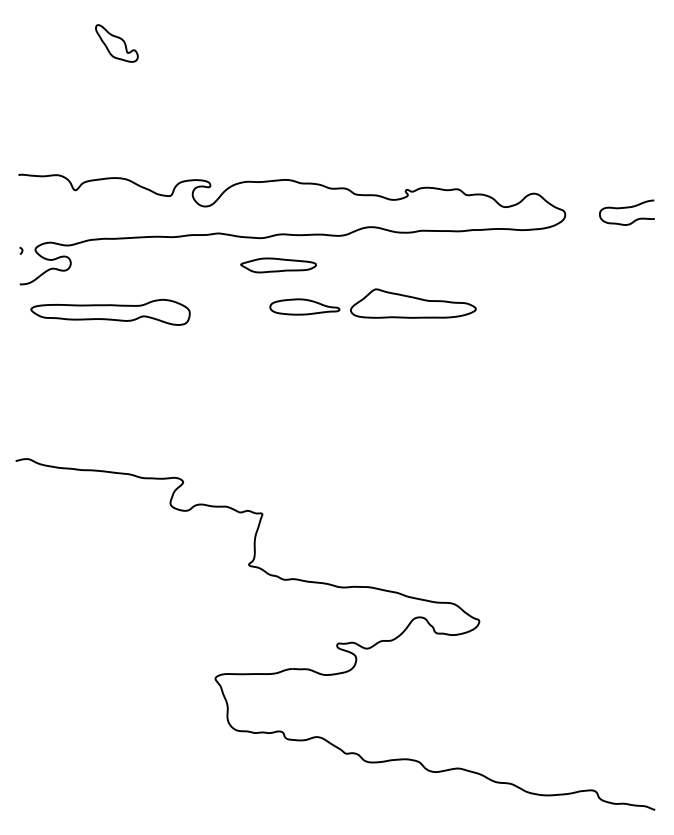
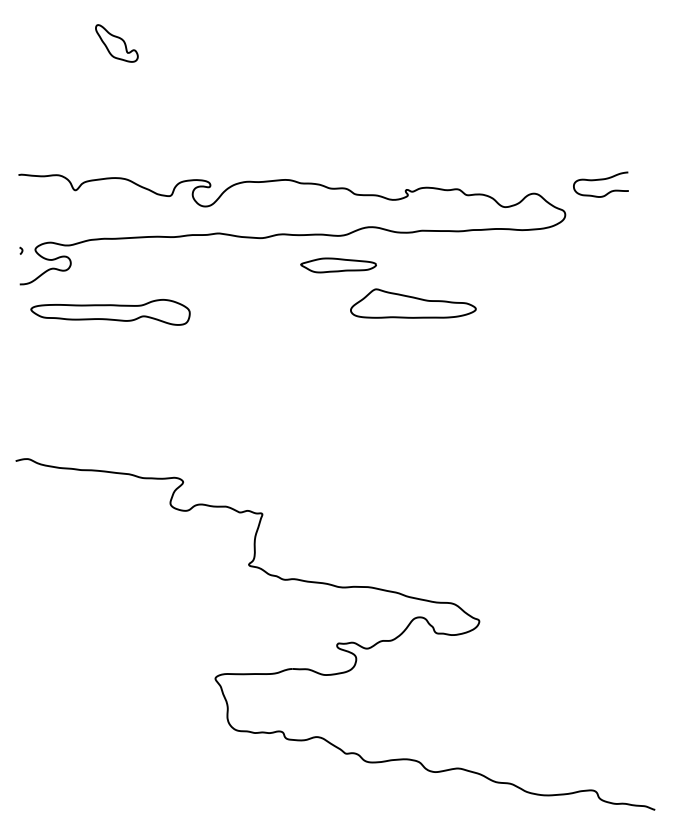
curve position: (626, 208) -> (600, 180) (600, 180)
part position: (278, 265) -> (338, 265) (338, 265)
part: present -> none (304, 306)
